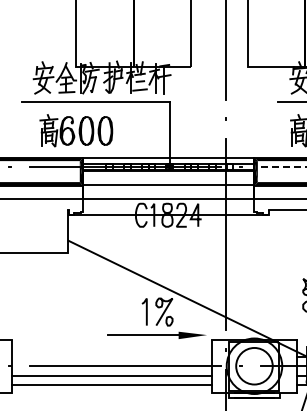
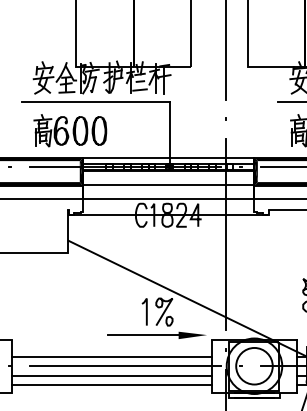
part position: (76, 130) -> (70, 130) (70, 130)
line: dashed -> solid (283, 167)
line: none -> present (111, 356)
